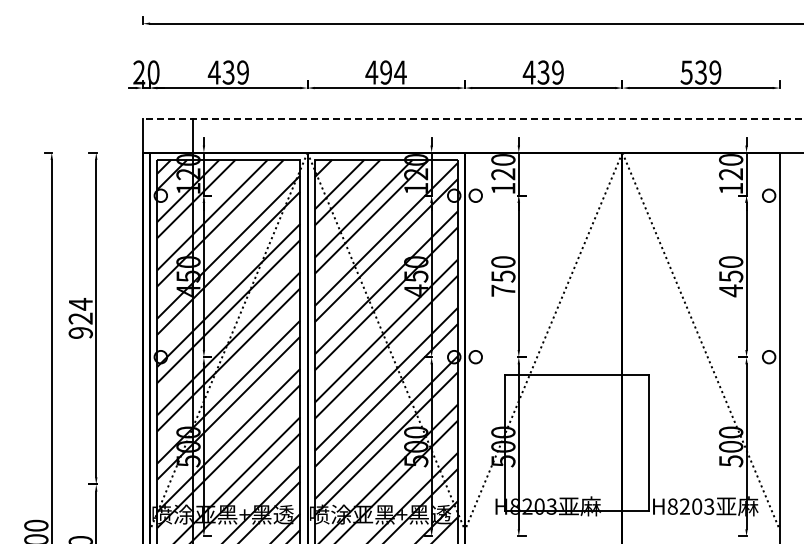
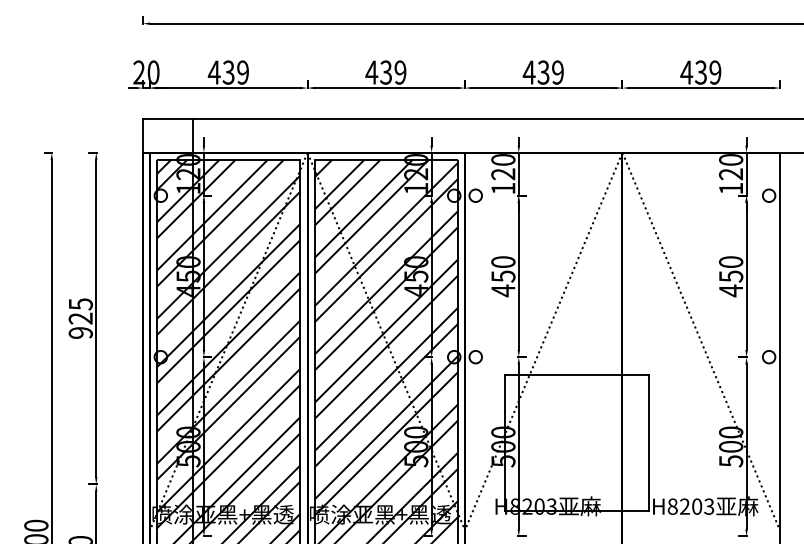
text: 494 -> 439 (393, 72)
text: 539 -> 439 (686, 72)
line: dashed -> solid (472, 118)
text: 750 -> 450 (503, 290)
text: 924 -> 925 (80, 304)
